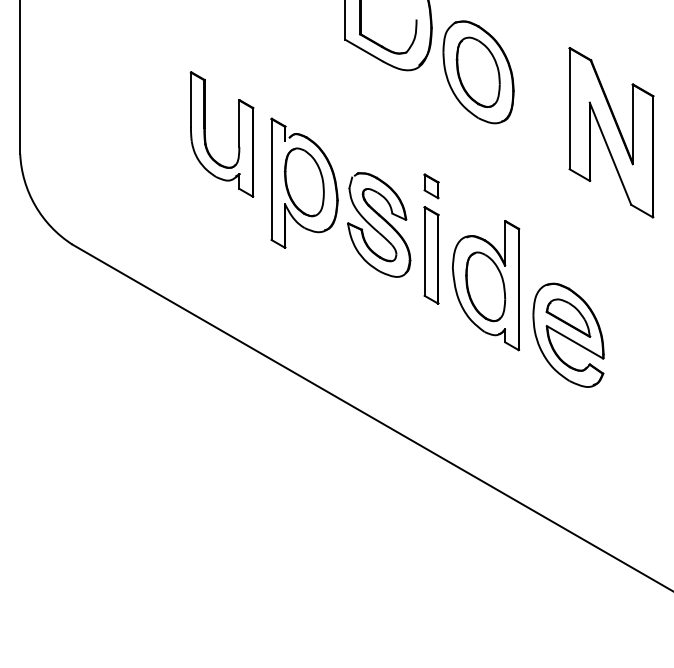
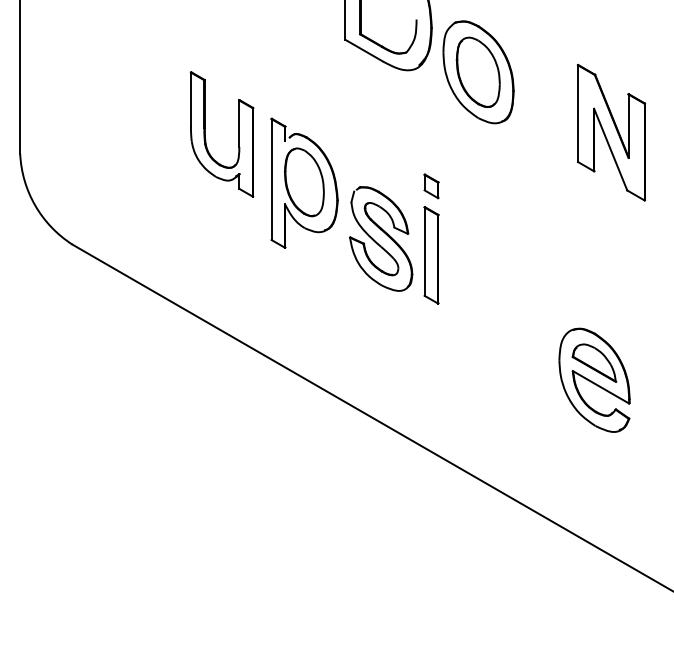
part size: 87x172 px -> 71x138 px (611, 132)
part position: (379, 224) -> (381, 238) (381, 238)
part: present -> none (486, 285)
part position: (568, 334) -> (594, 379) (594, 379)
